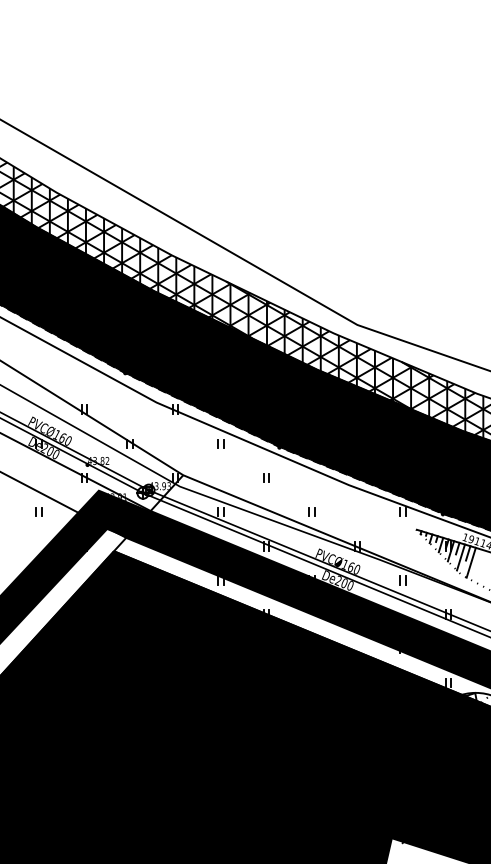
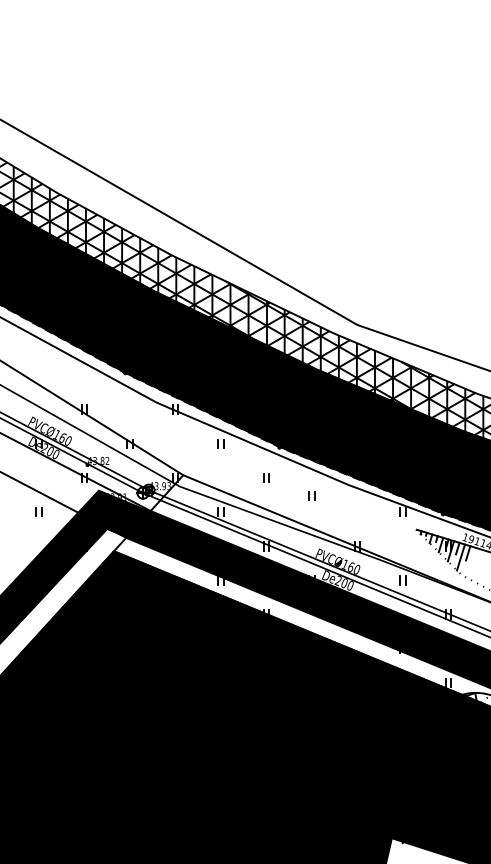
part position: (311, 511) -> (311, 495) (311, 495)
line: present -> none (470, 562)
